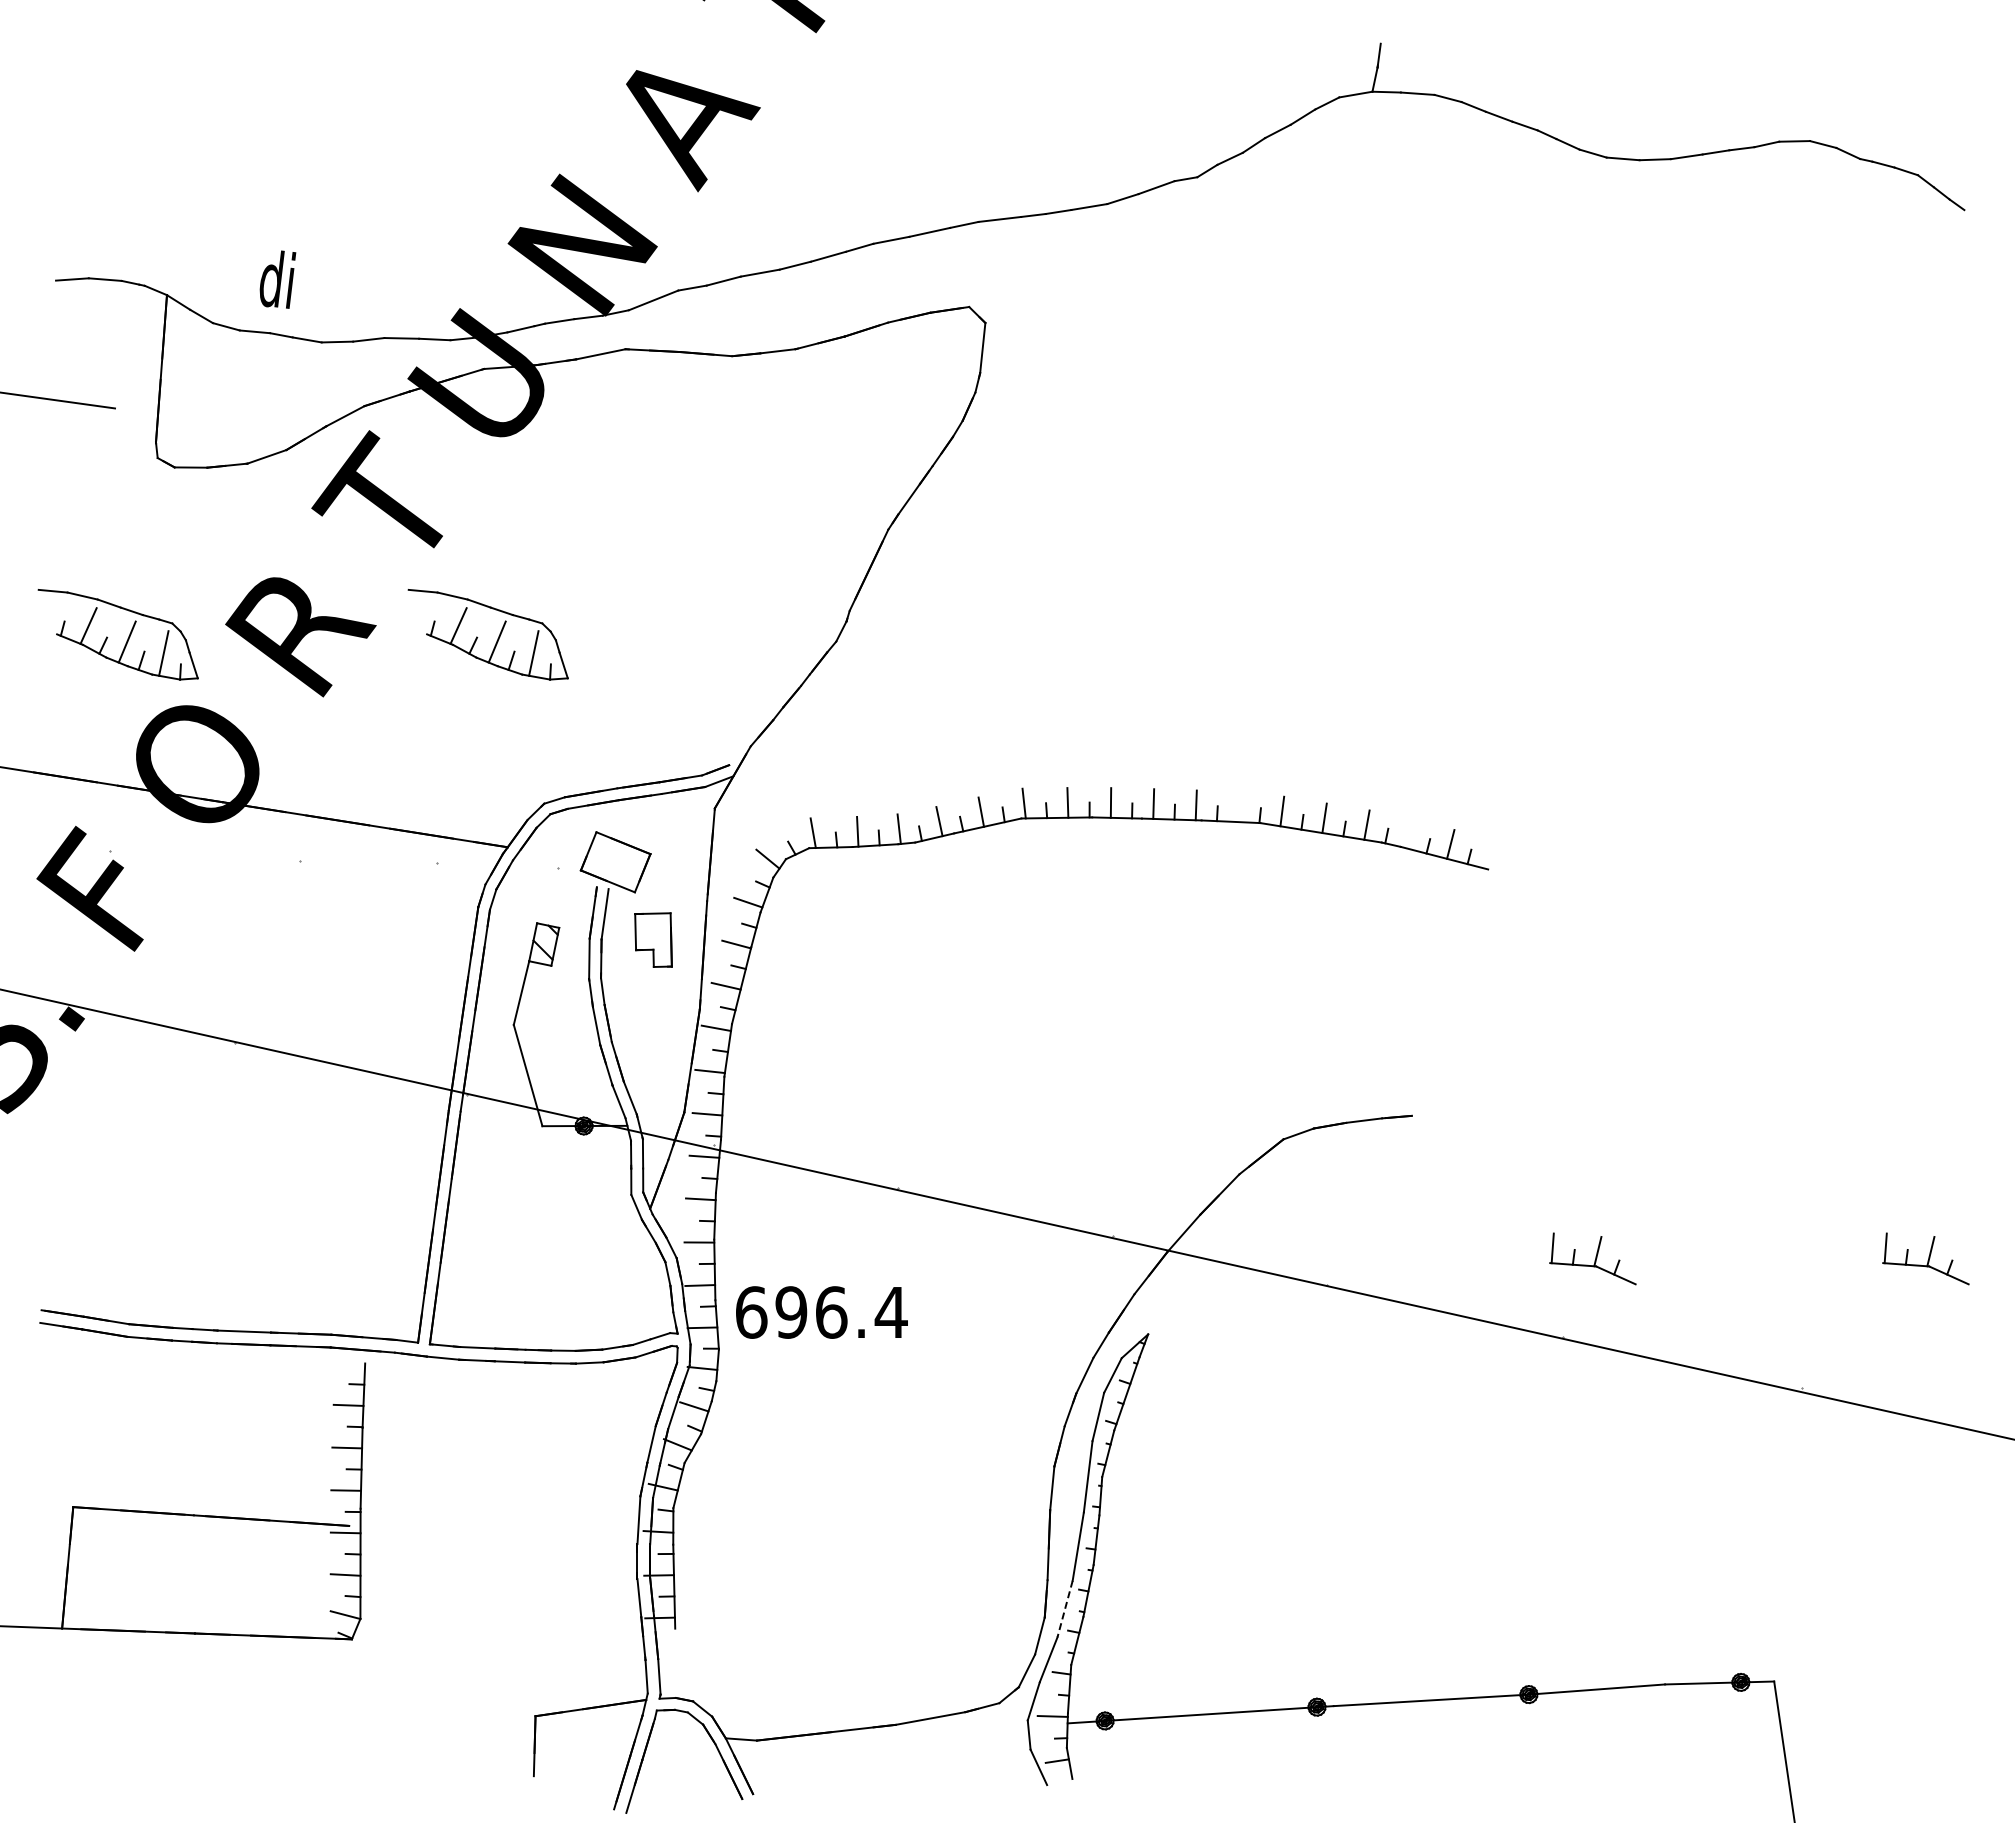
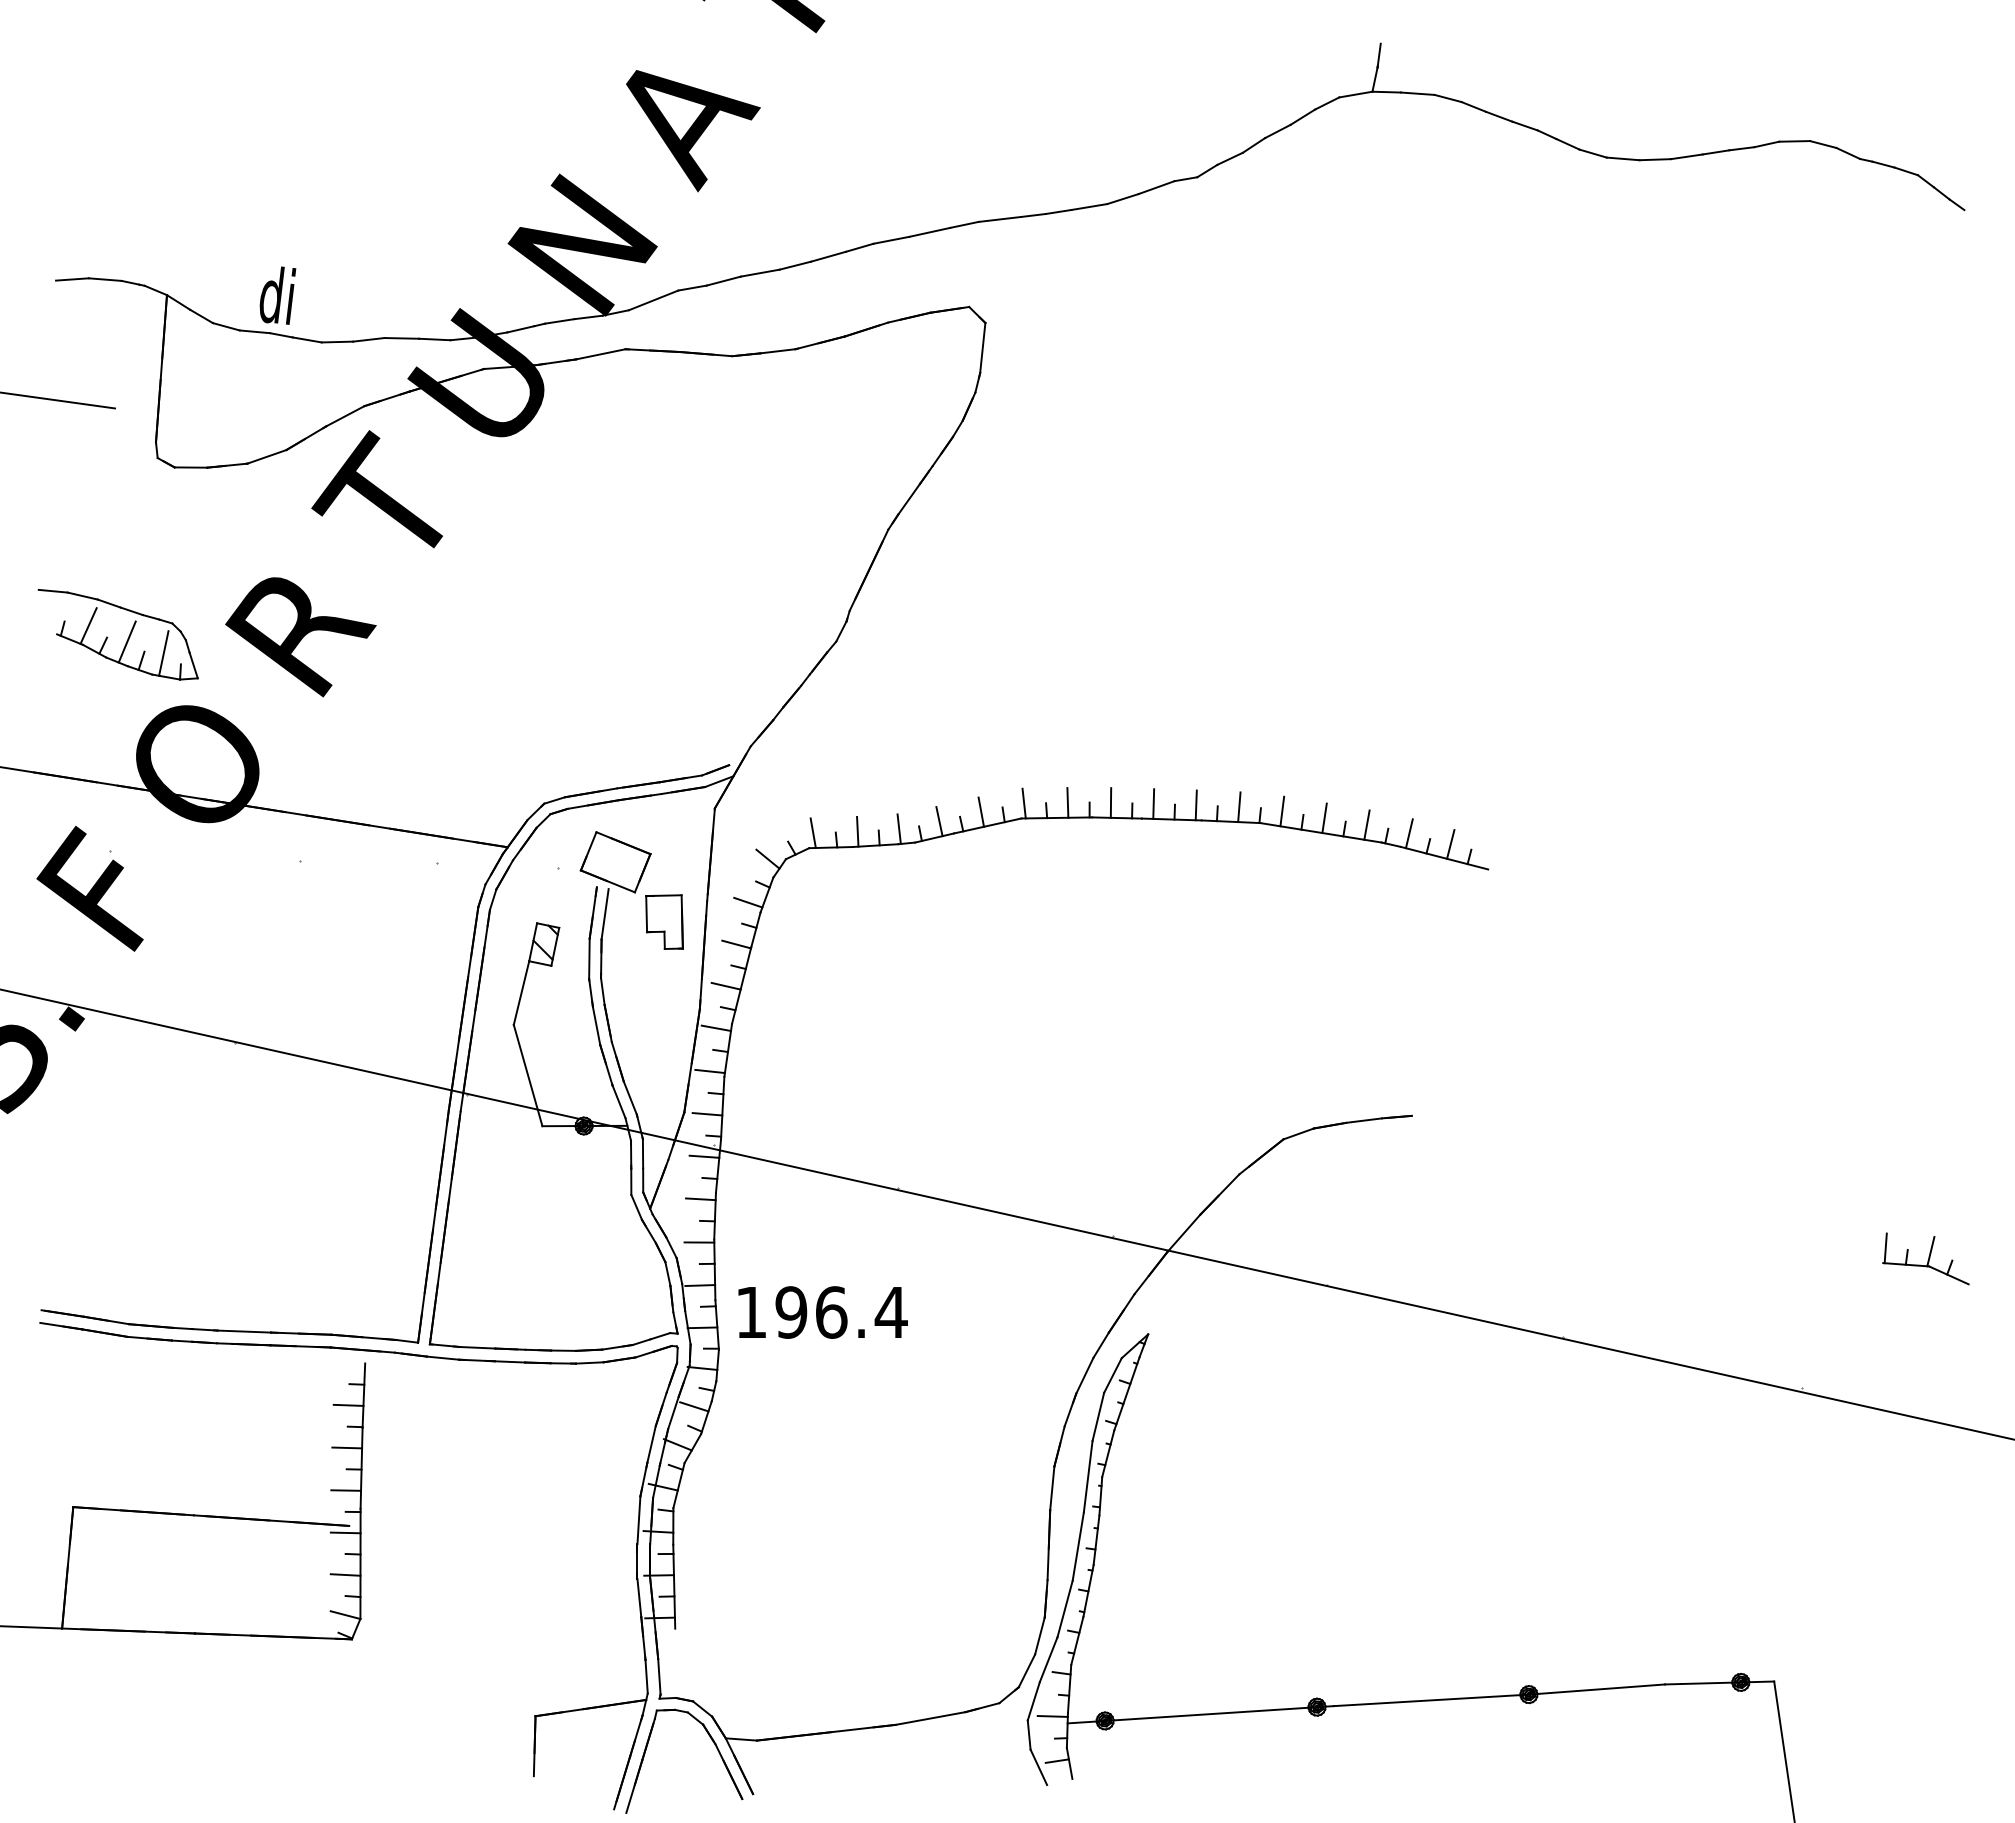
text position: (277, 279) -> (277, 295) (277, 295)
part: present -> none (478, 637)
line: none -> present (1239, 807)
line: none -> present (1408, 833)
part position: (653, 939) -> (664, 921) (664, 921)
part: present -> none (1592, 1258)
text: 696.4 -> 196.4 (751, 1312)
line: dashed -> solid (1064, 1609)
